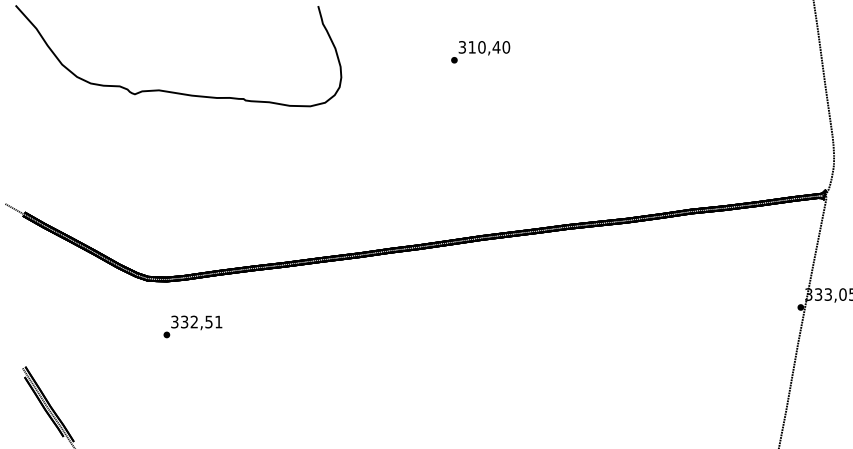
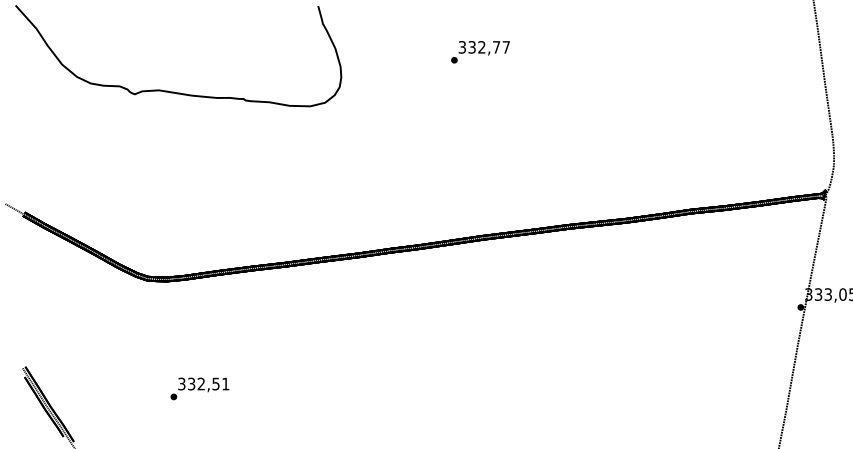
text: 310,40 -> 332,77 (489, 47)
text position: (192, 326) -> (199, 388) (199, 388)
